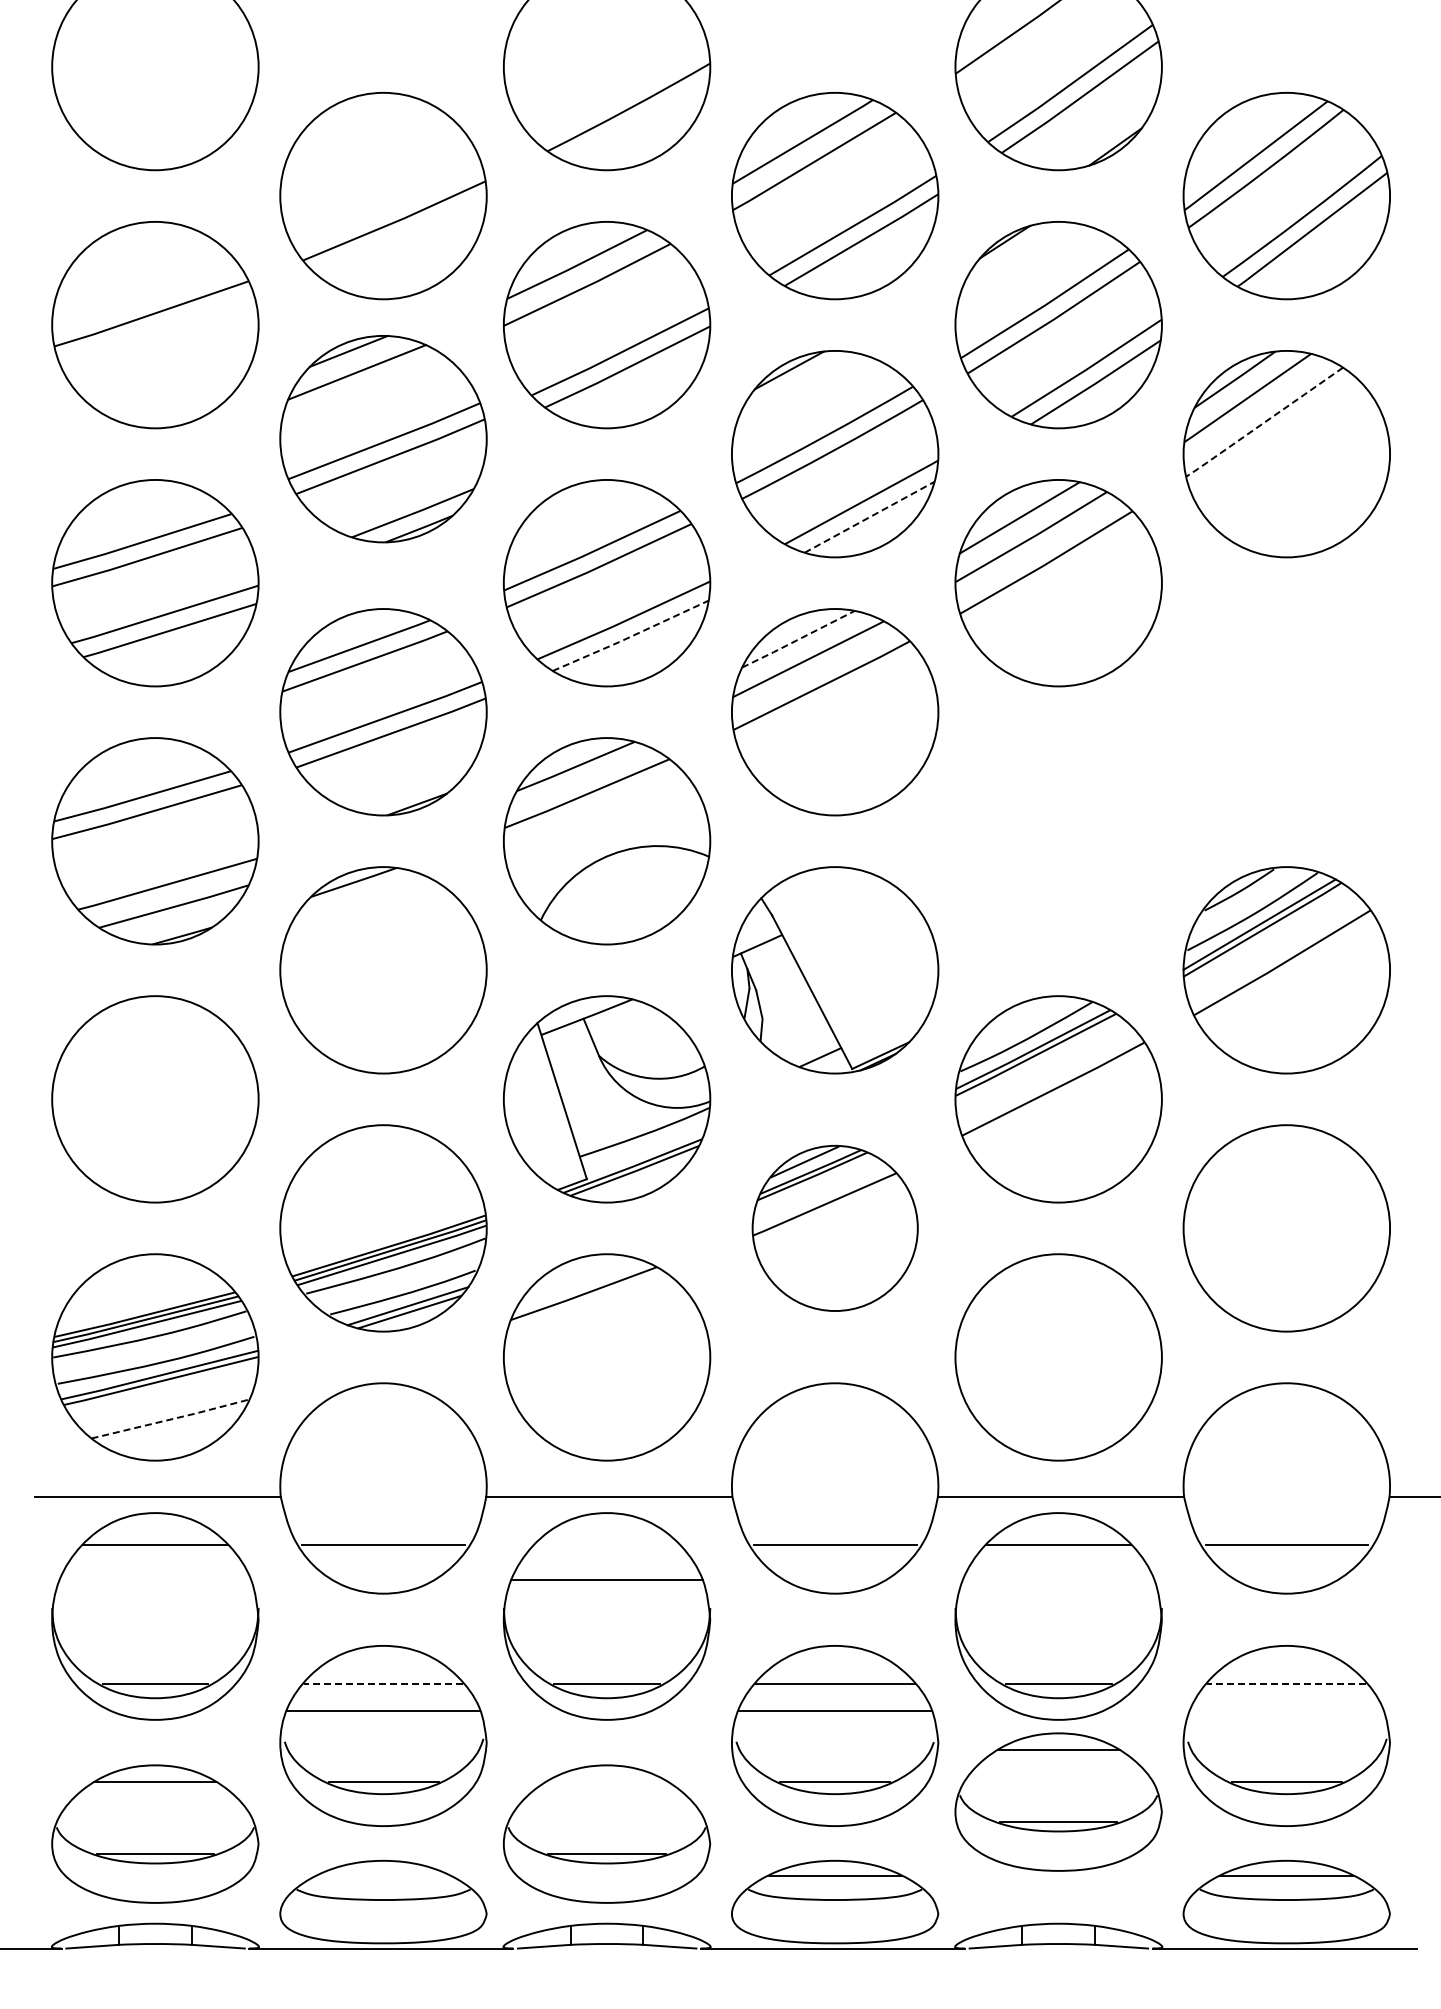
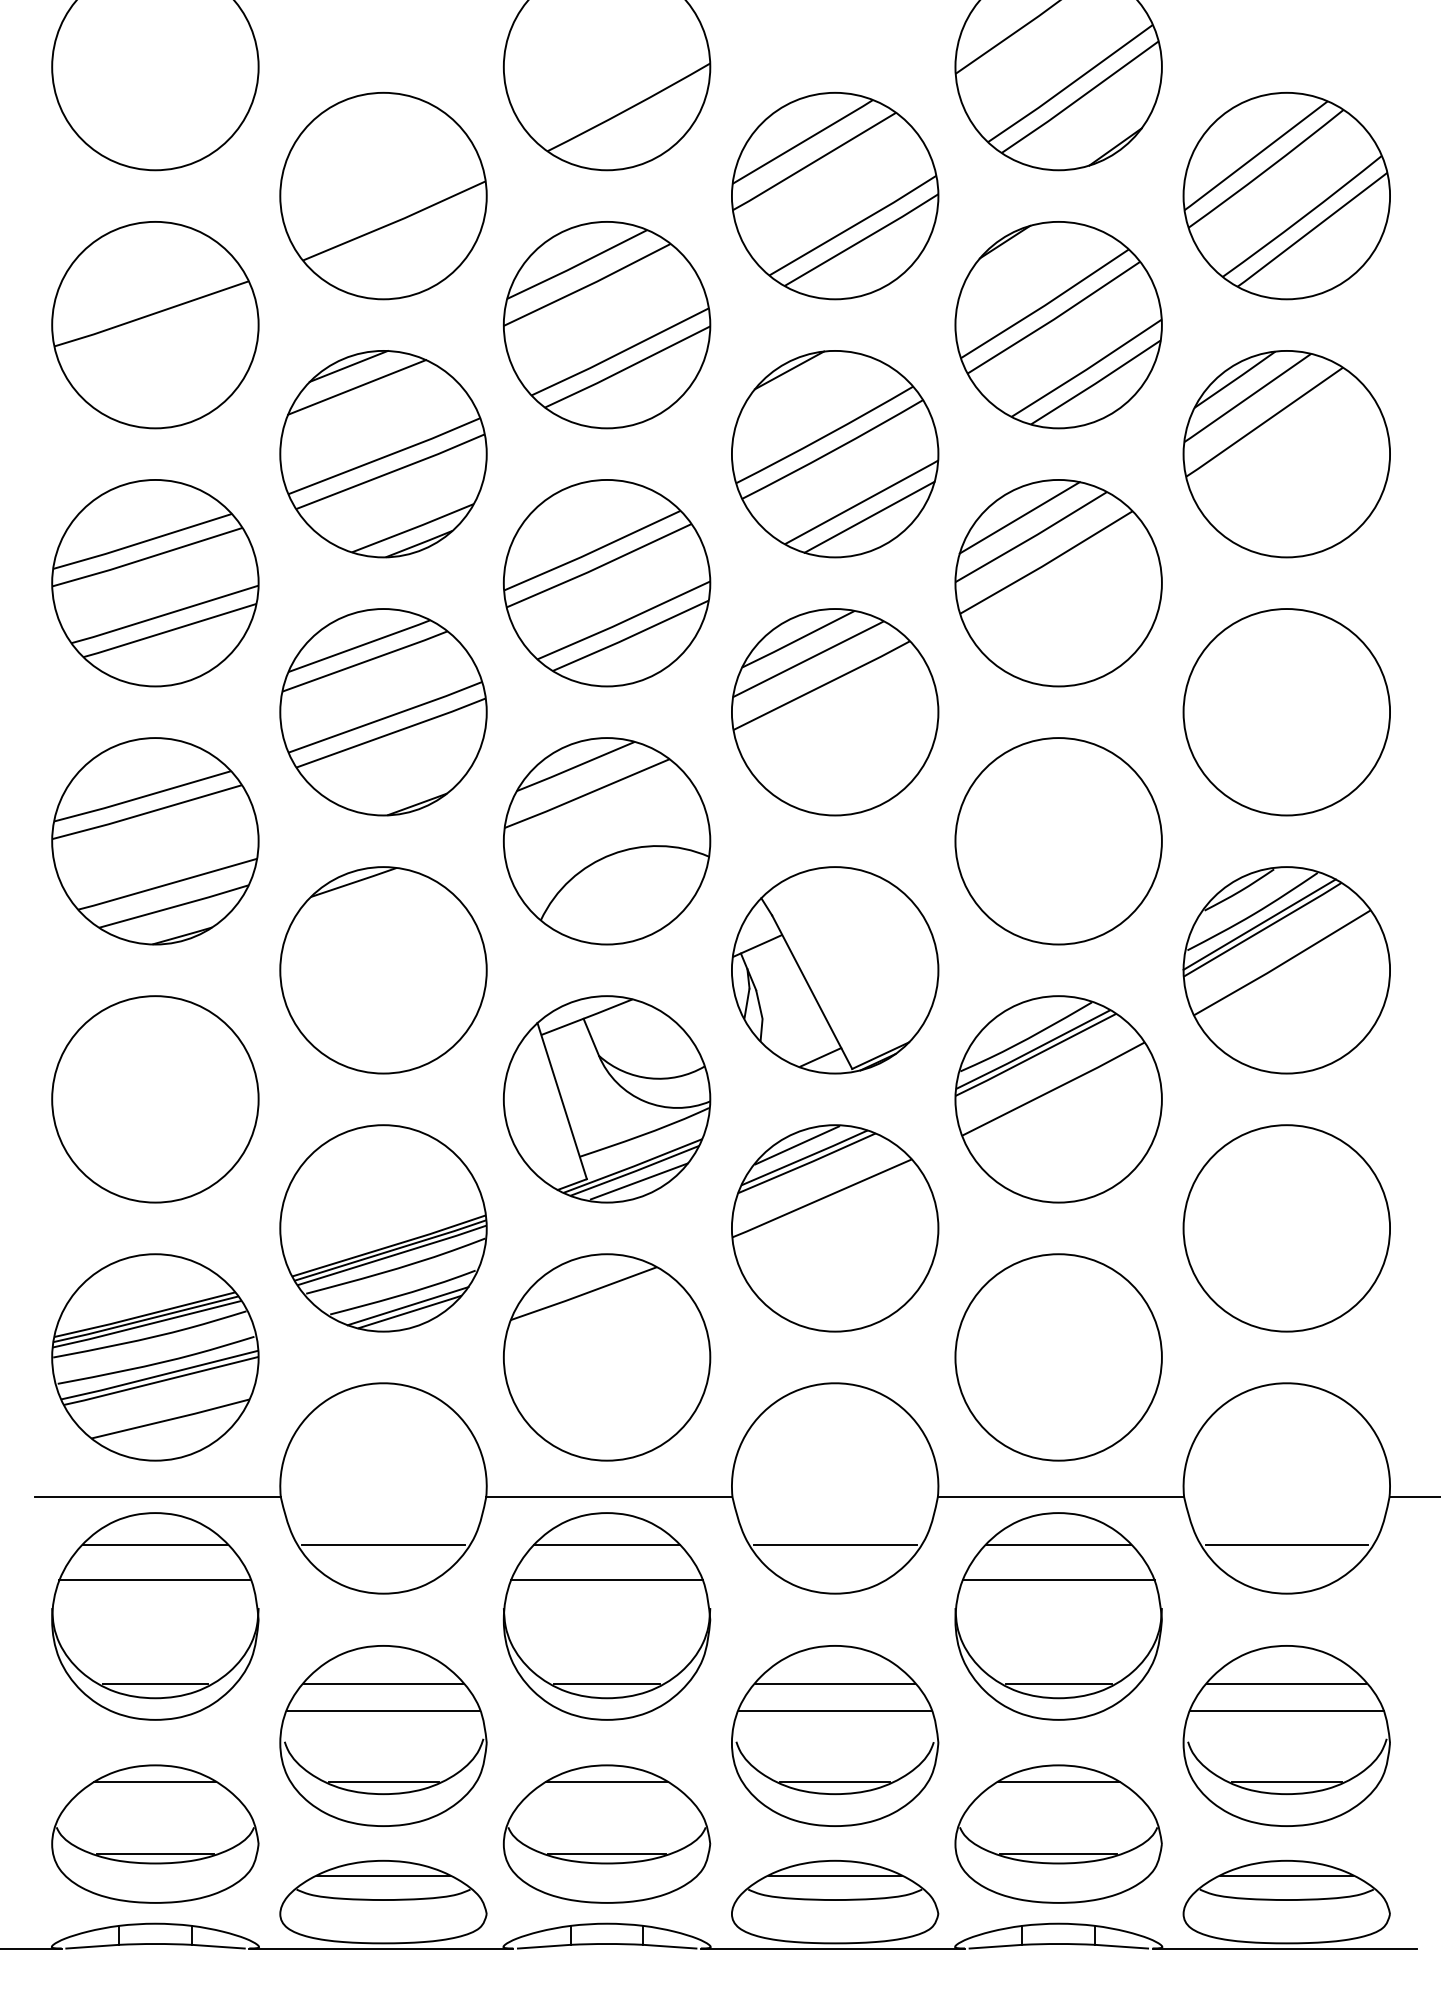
line: dashed -> solid (1263, 423)
part position: (383, 439) -> (383, 454) (383, 454)
line: dashed -> solid (870, 517)
line: dashed -> solid (630, 636)
line: dashed -> solid (798, 639)
circle: none -> present (1286, 712)
circle: none -> present (1058, 841)
line: none -> present (638, 1181)
part size: 168x167 px -> 209x209 px (835, 1228)
line: dashed -> solid (171, 1419)
line: none -> present (606, 1544)
line: none -> present (155, 1580)
line: none -> present (1058, 1580)
line: dashed -> solid (383, 1684)
line: dashed -> solid (1286, 1684)
line: none -> present (1286, 1711)
line: none -> present (607, 1782)
part position: (1058, 1801) -> (1058, 1833) (1058, 1833)
line: none -> present (383, 1875)
